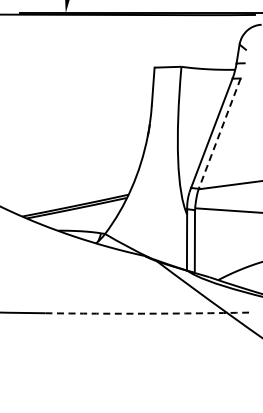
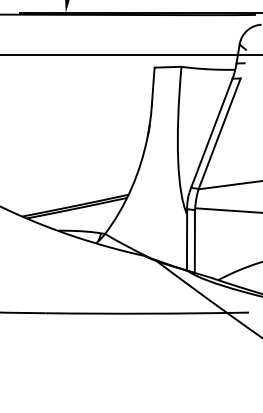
line: none -> present (130, 54)
line: dashed -> solid (219, 134)
arc: dashed -> solid (147, 313)
